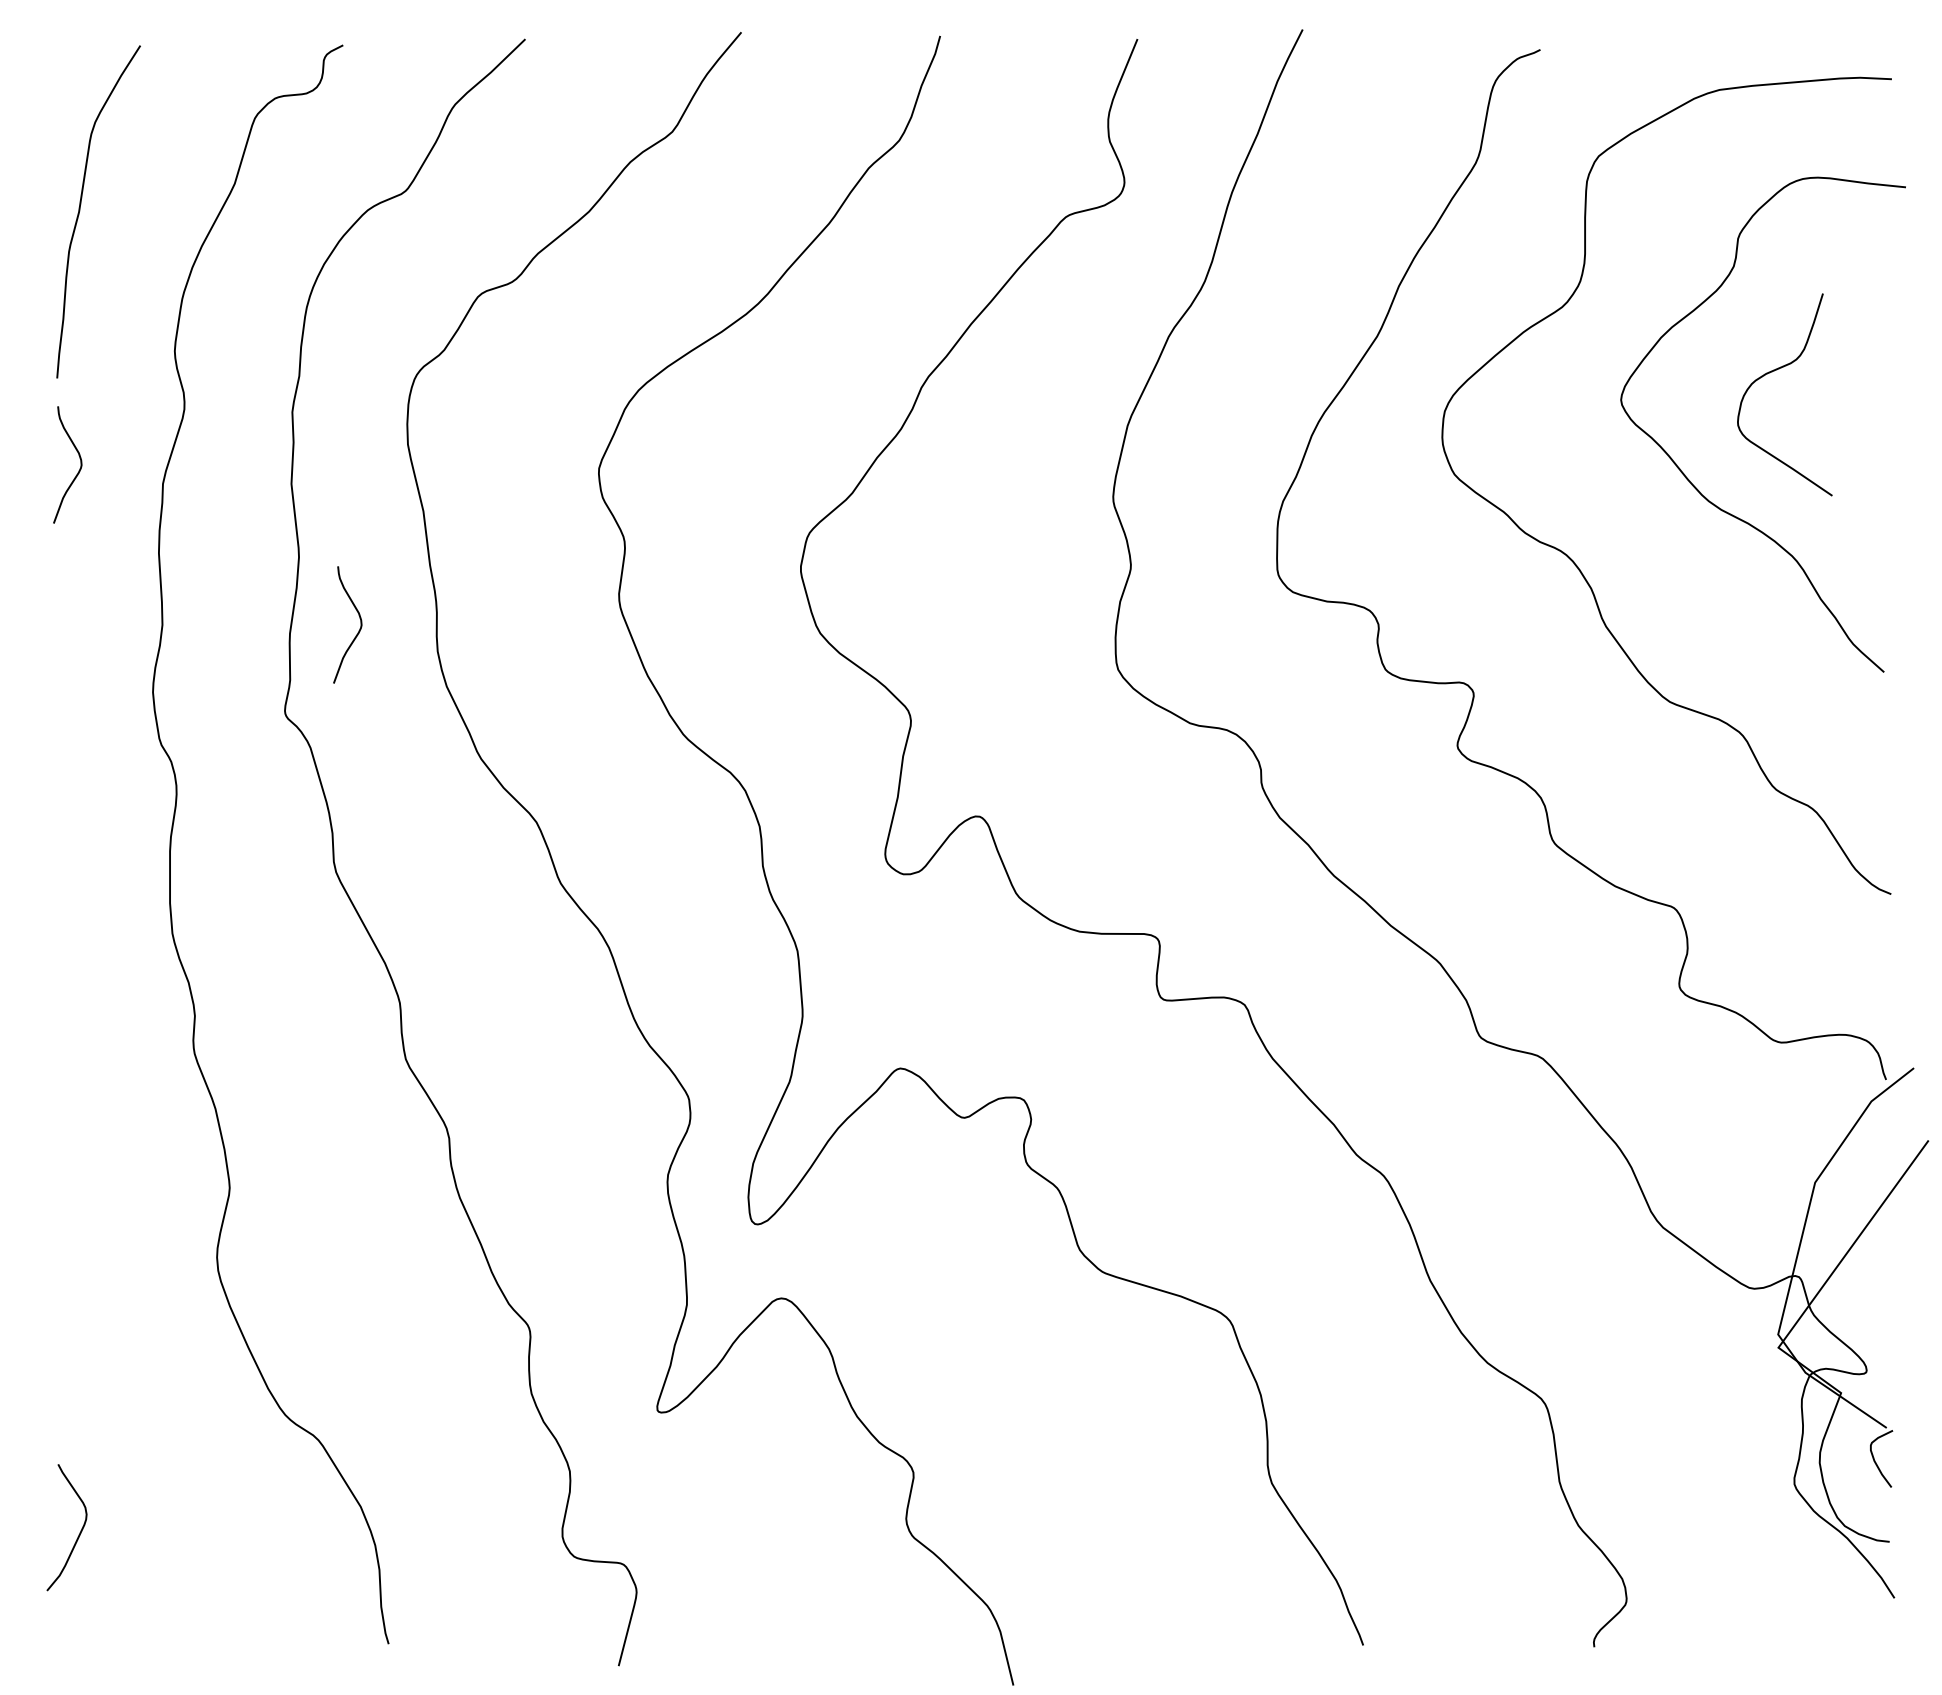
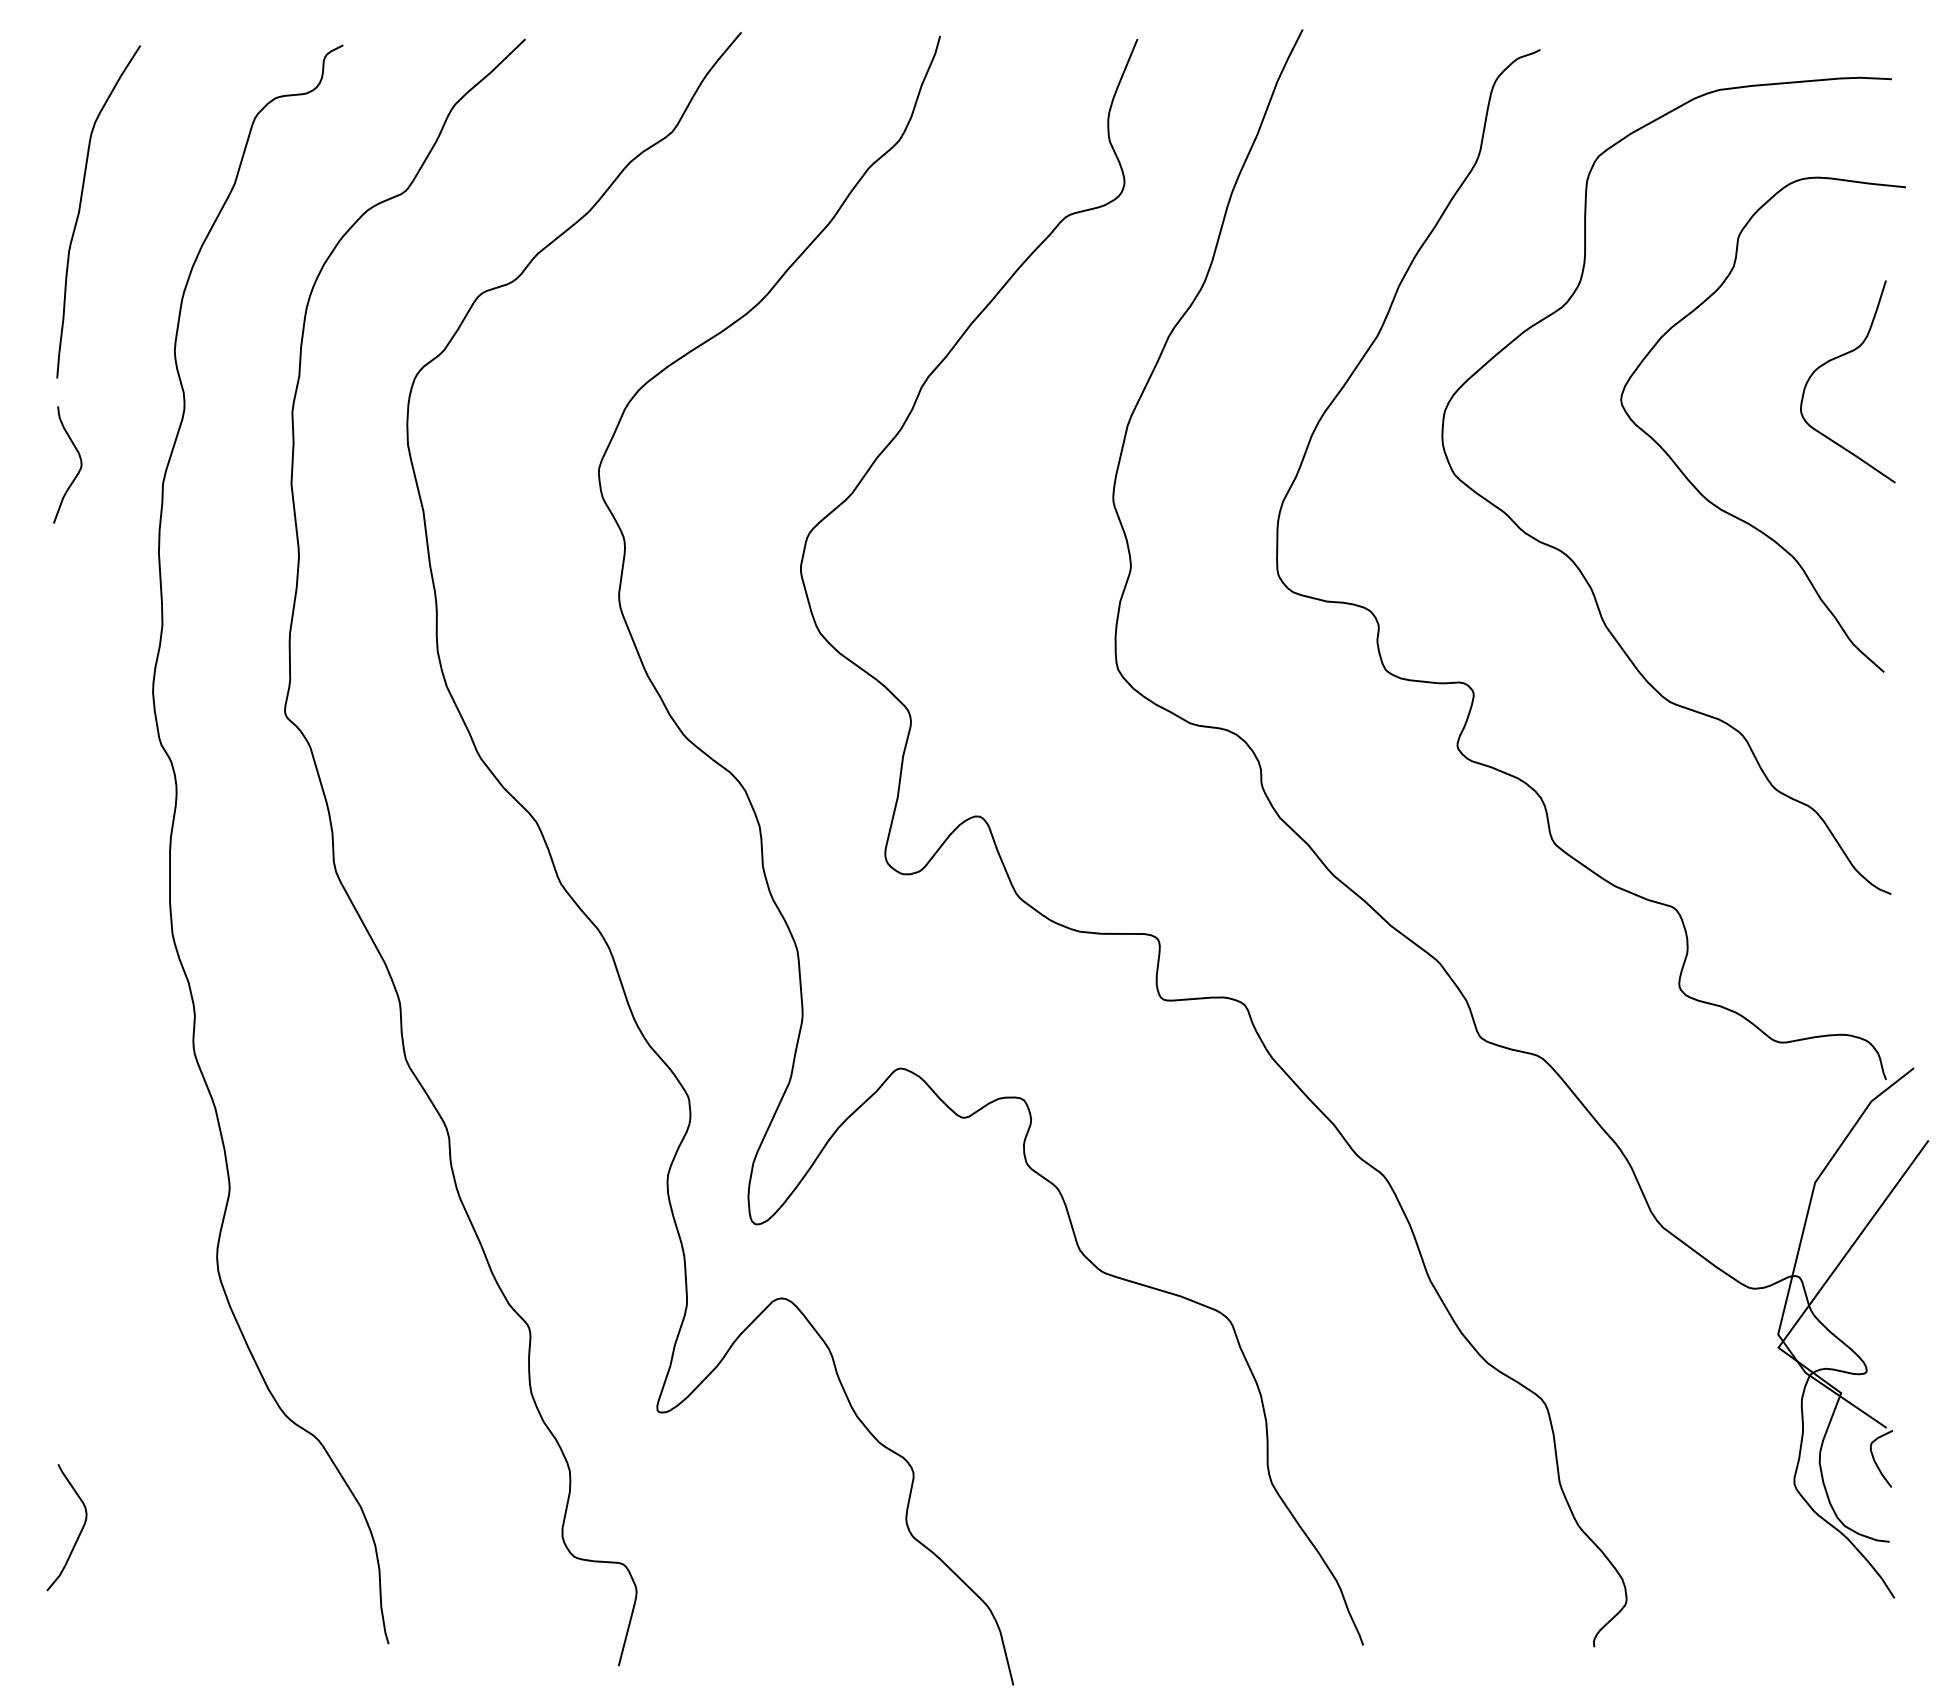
curve position: (1772, 372) -> (1835, 359) (1835, 359)
curve: present -> none (358, 630)
